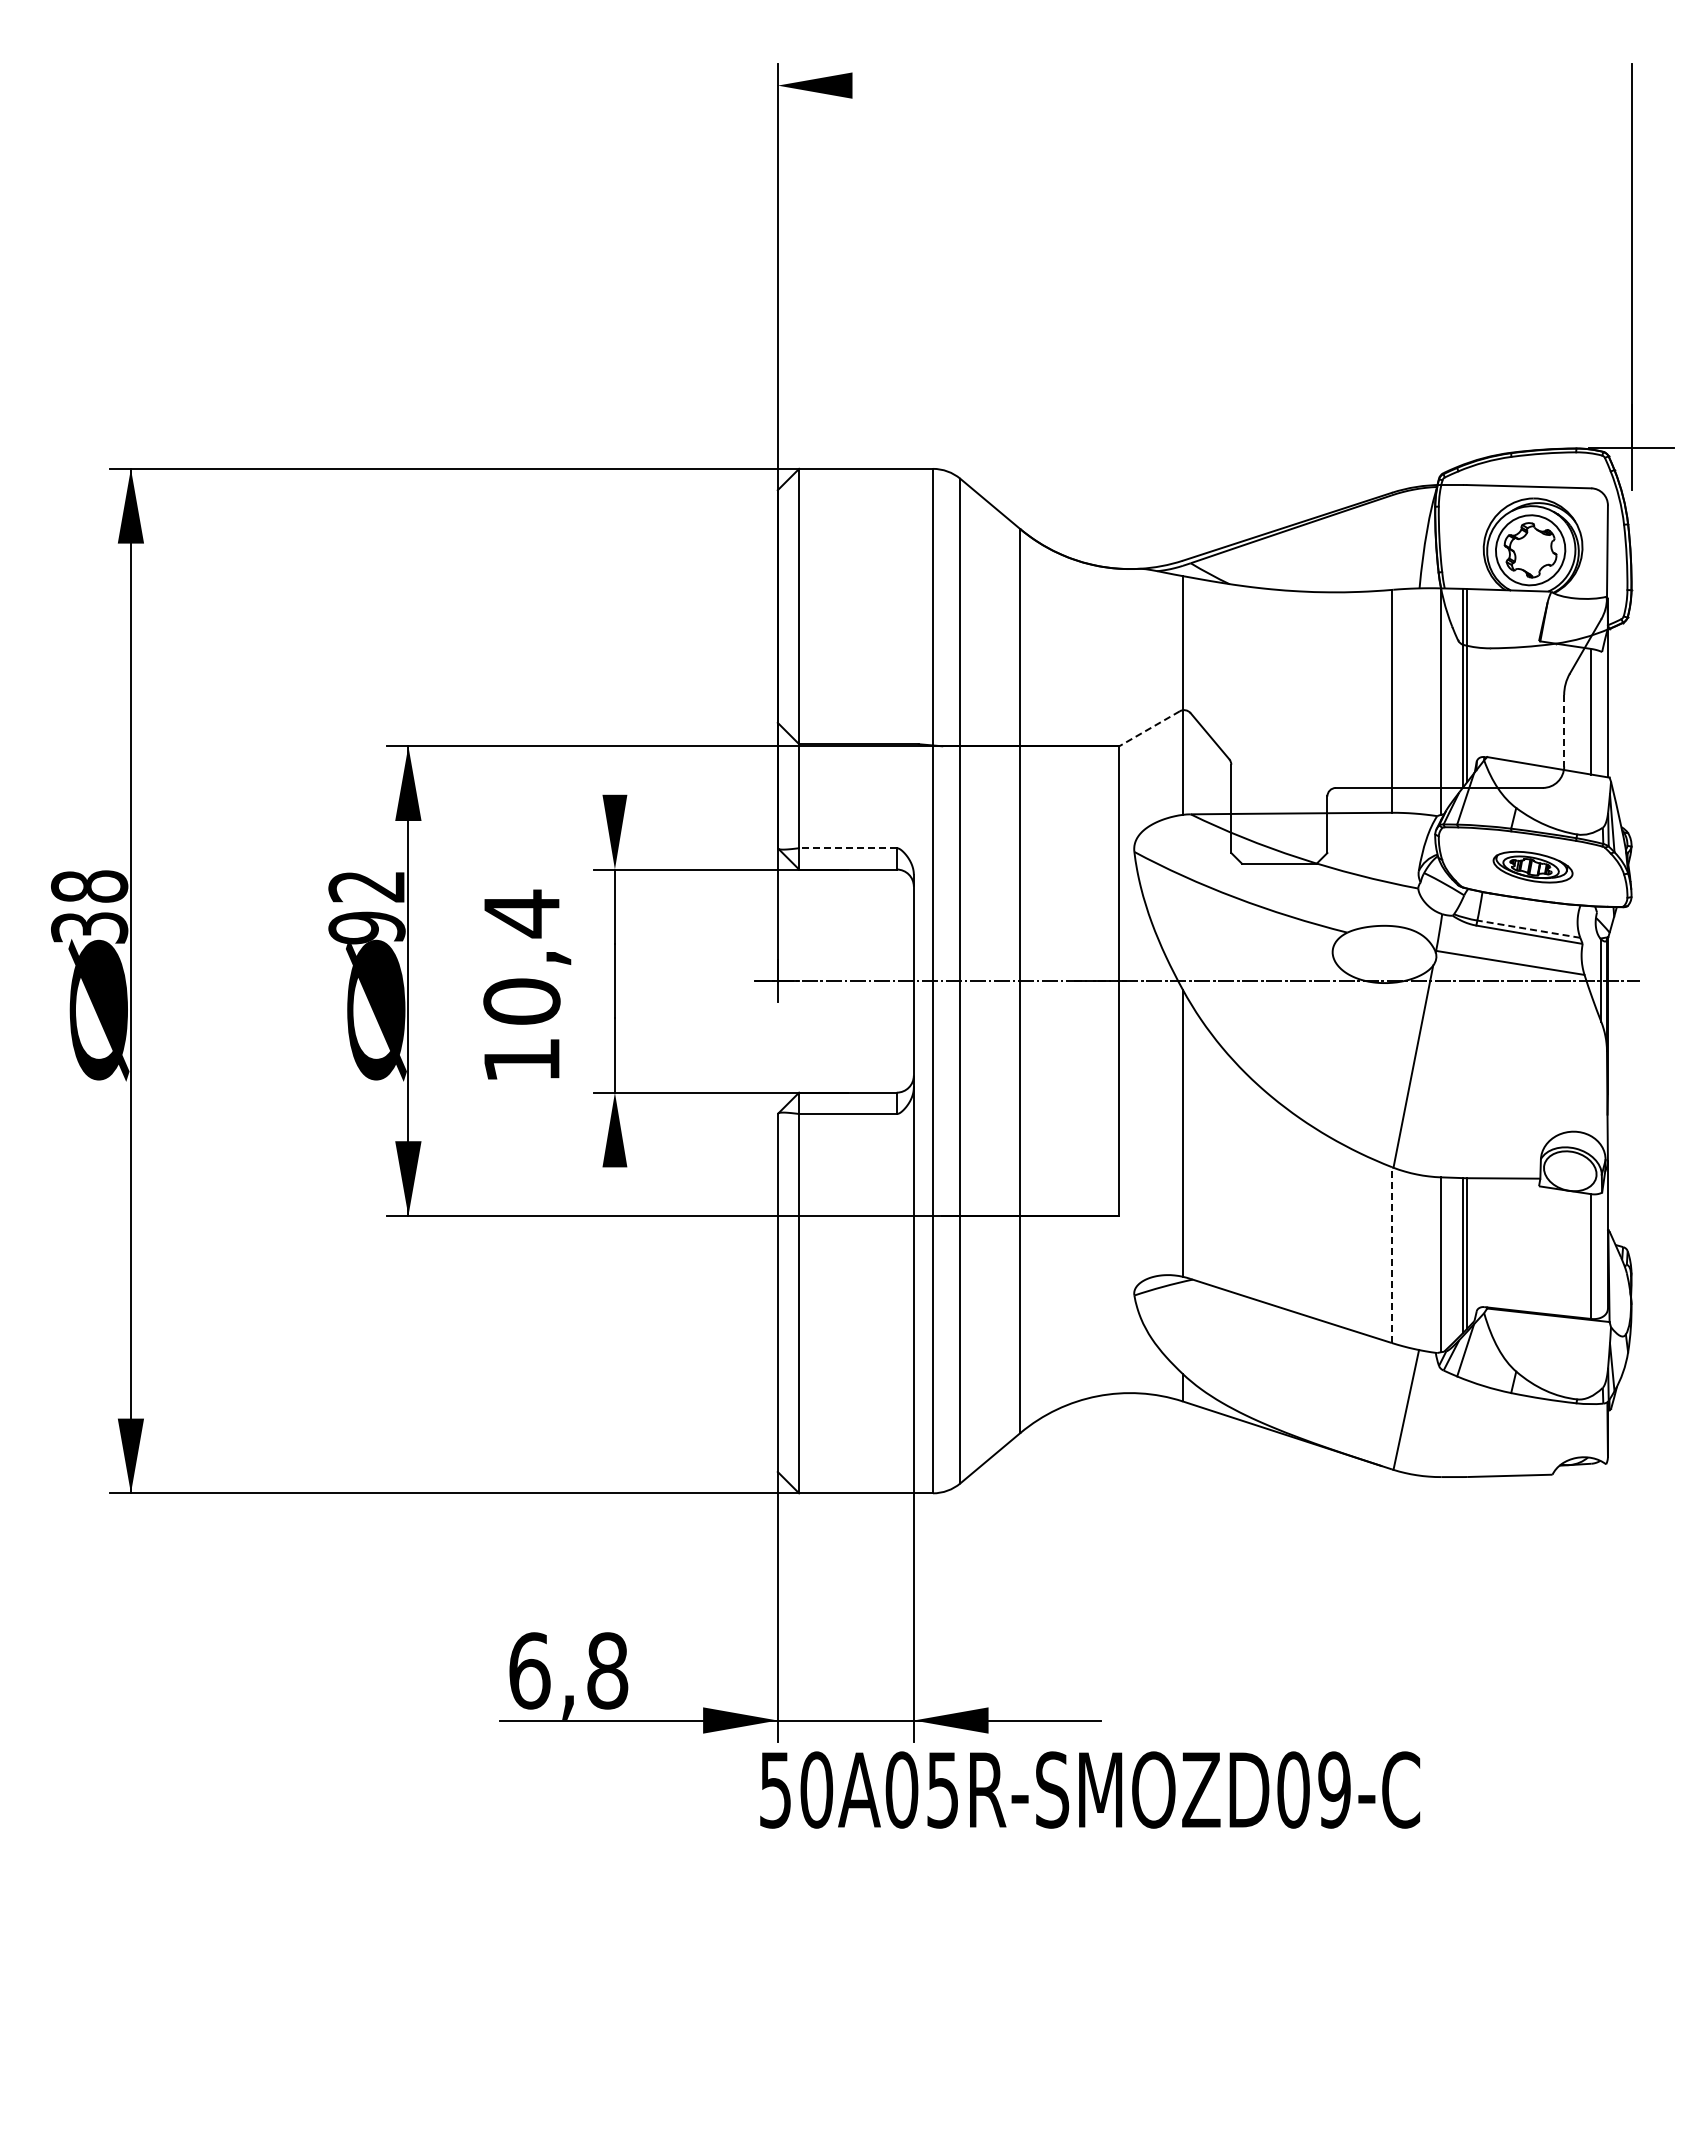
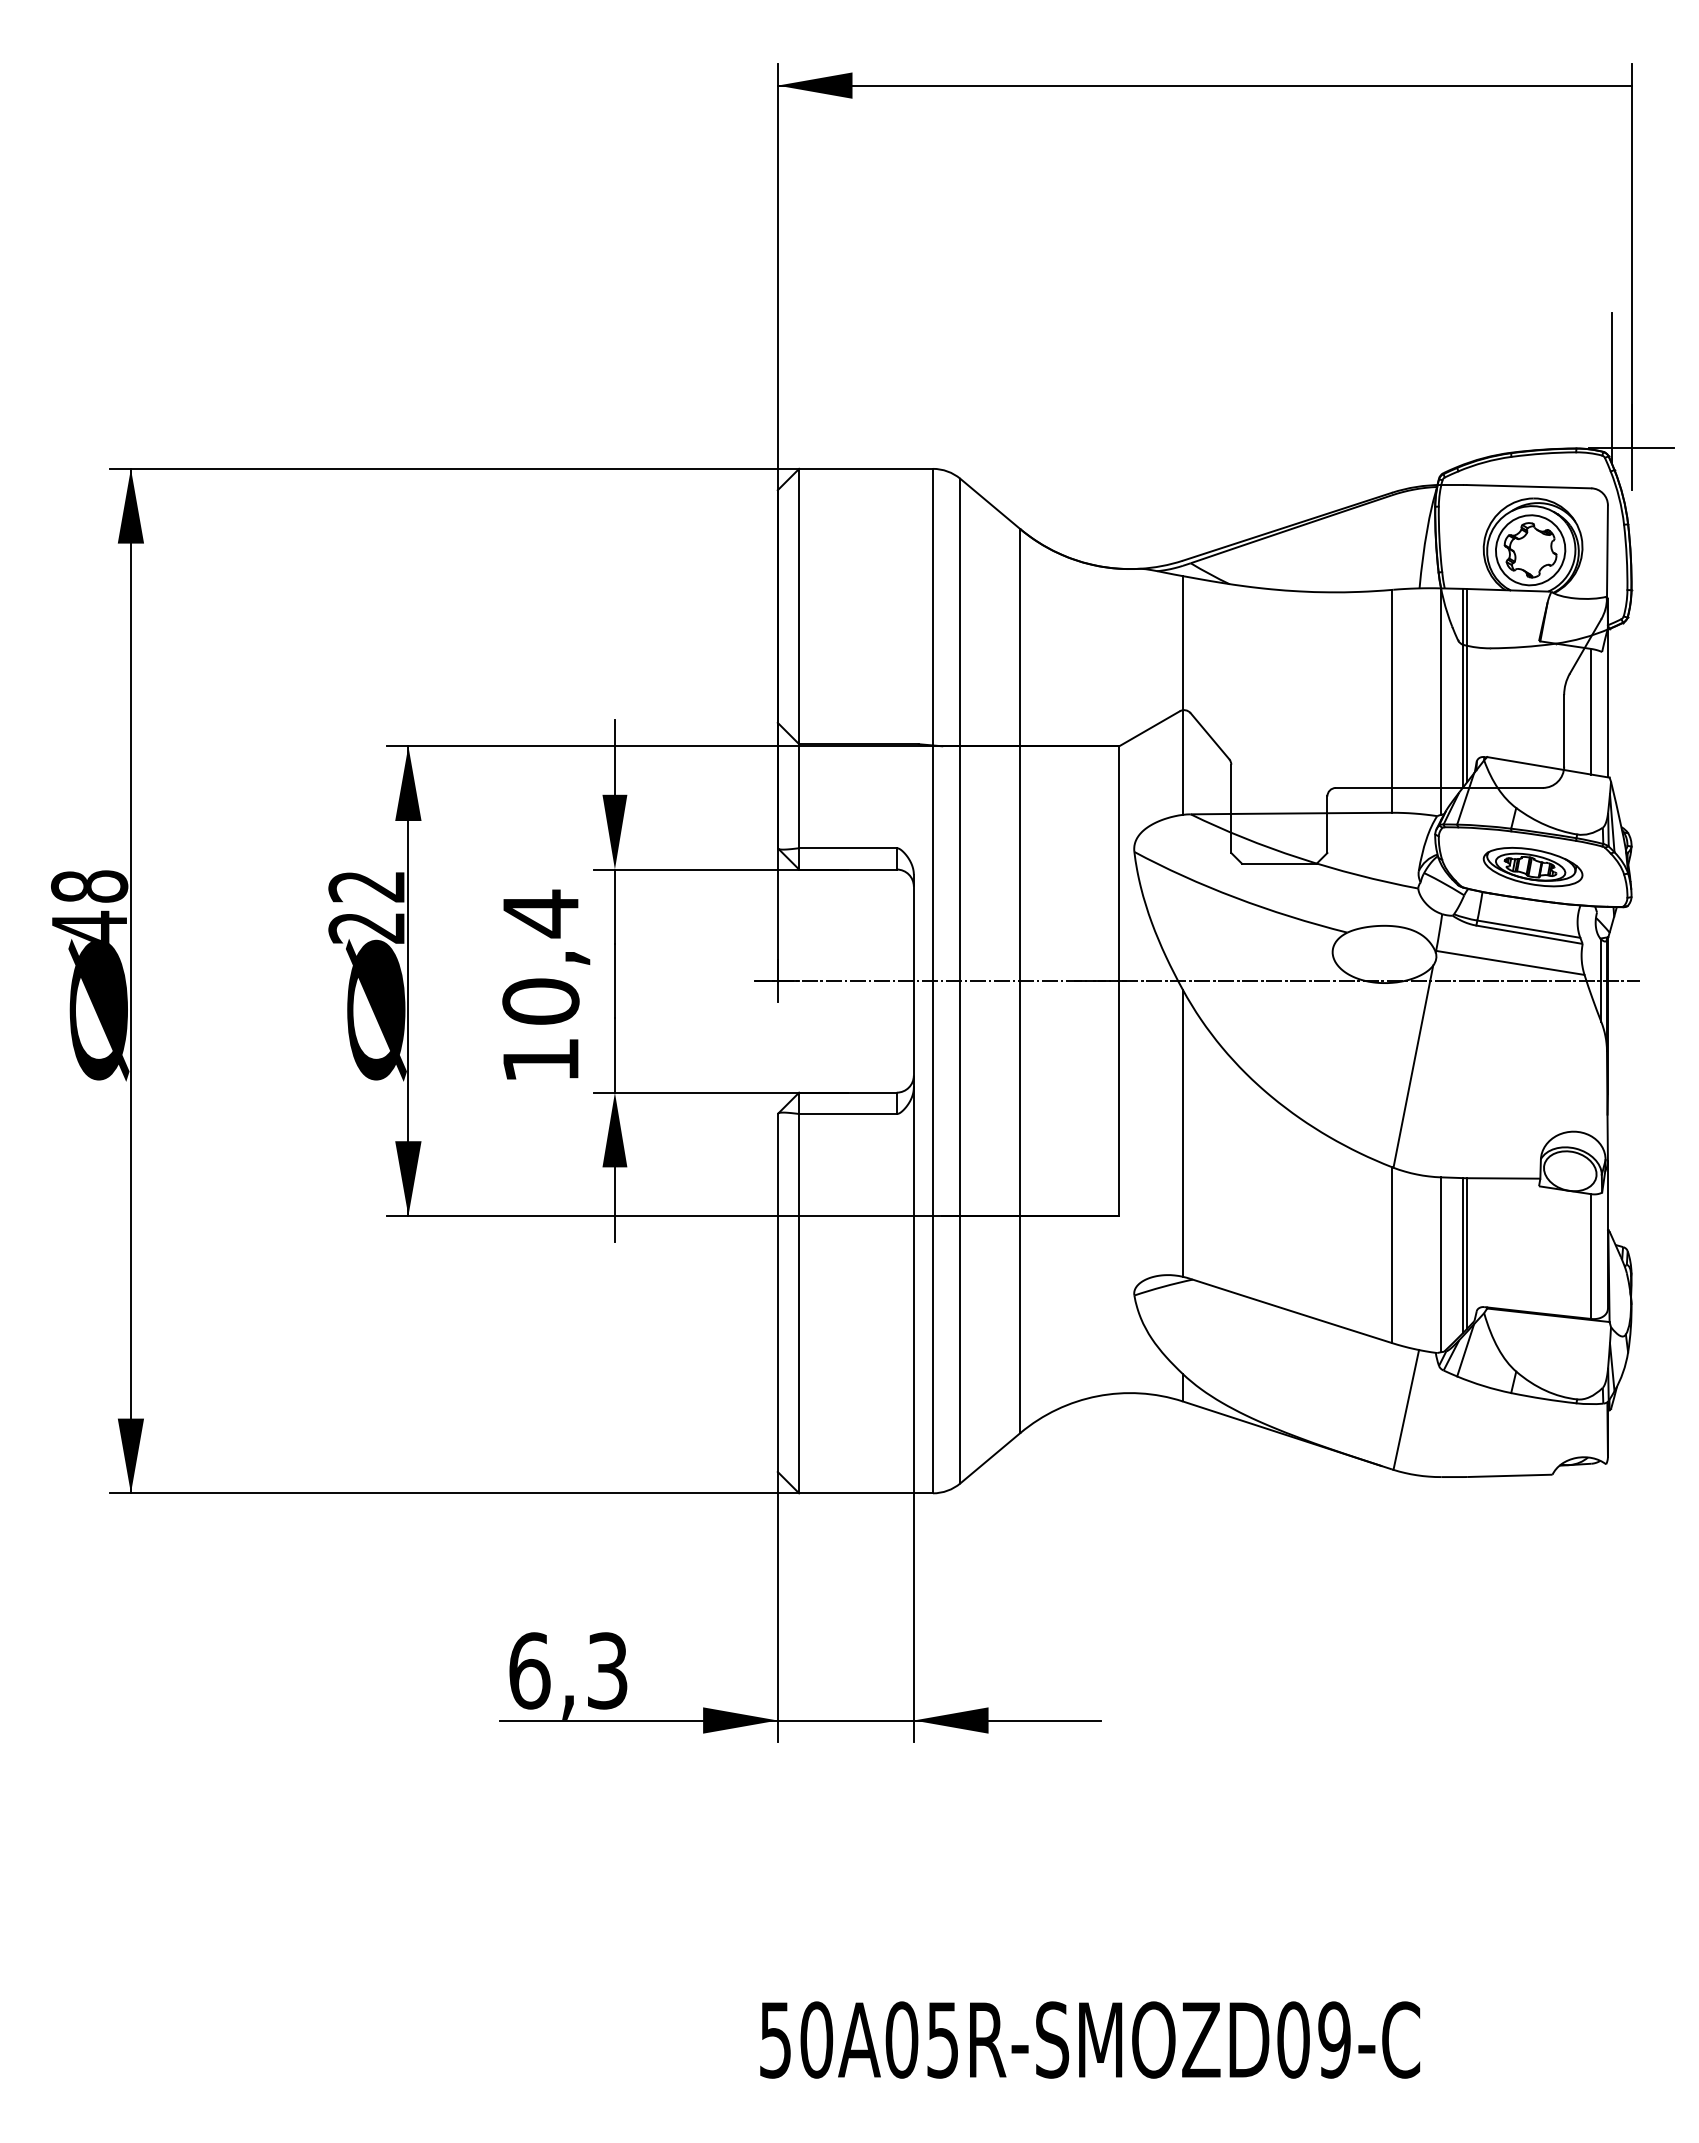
line: none -> present (1204, 85)
line: none -> present (1611, 388)
line: dashed -> solid (1149, 728)
line: dashed -> solid (1564, 730)
line: none -> present (614, 757)
line: dashed -> solid (847, 848)
part size: 82x34 px -> 102x41 px (1532, 867)
text: 38 -> 48 (89, 926)
text: 92 -> 22 (366, 927)
line: dashed -> solid (1528, 929)
text position: (527, 984) -> (546, 984) (546, 984)
line: none -> present (614, 1204)
line: dashed -> solid (1391, 1255)
text: 6,8 -> 6,3 (607, 1670)
text position: (1090, 1789) -> (1090, 2039) (1090, 2039)
